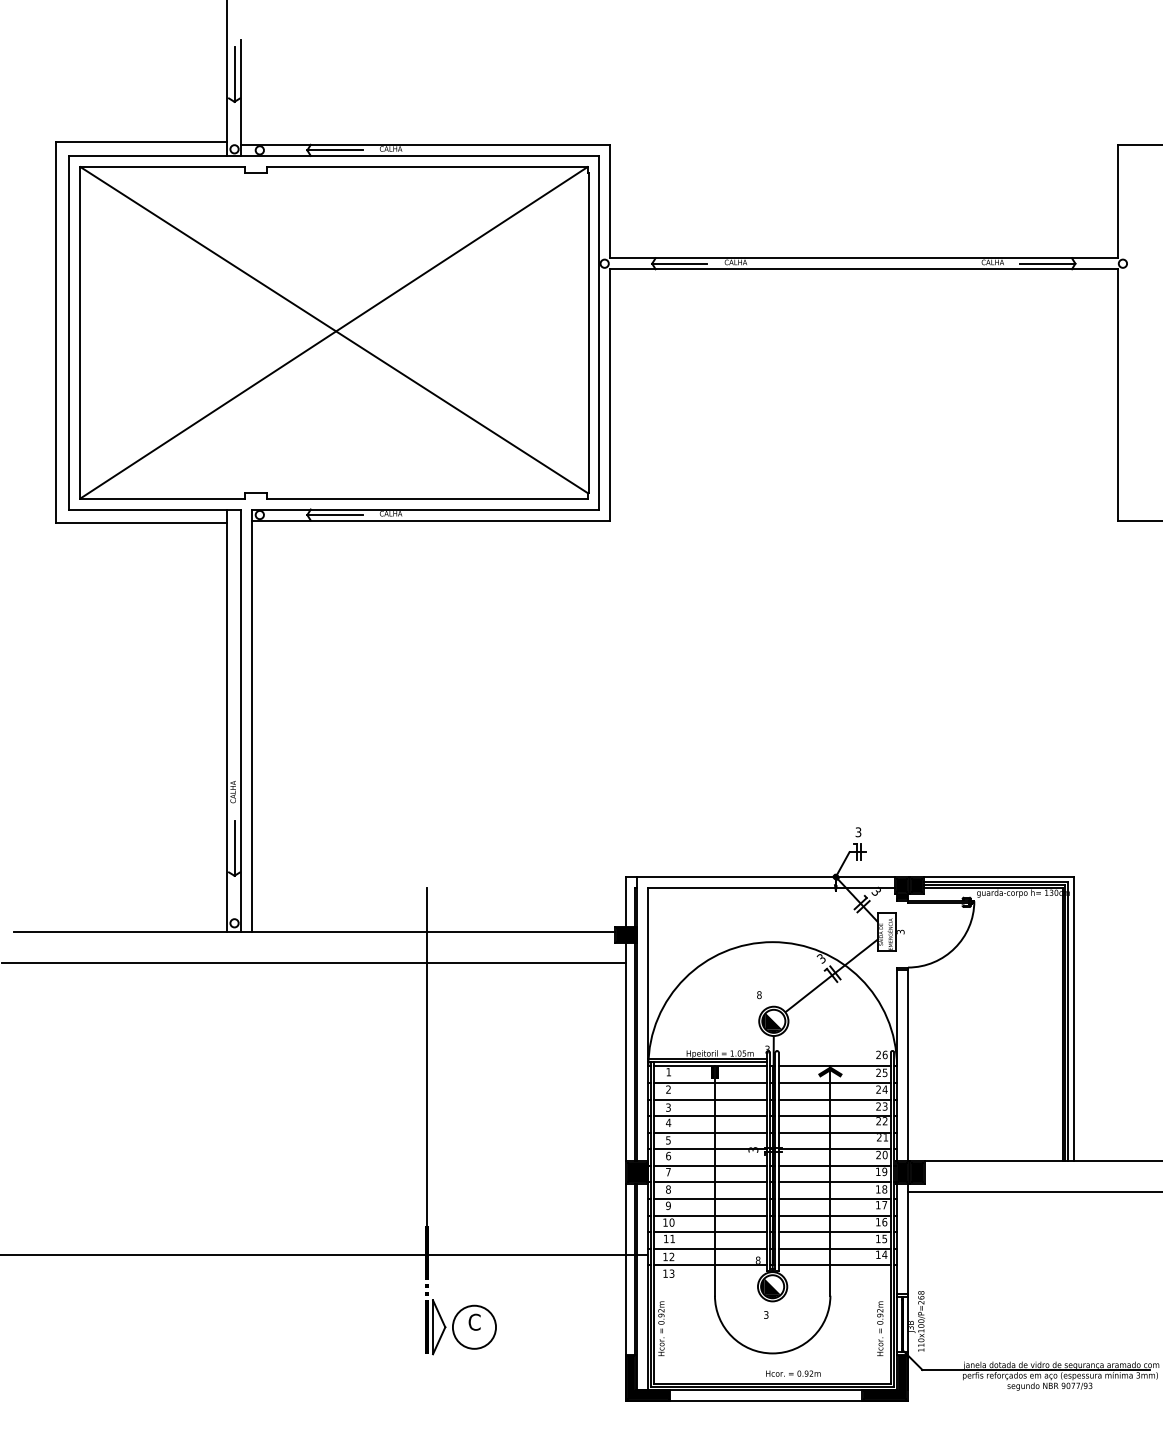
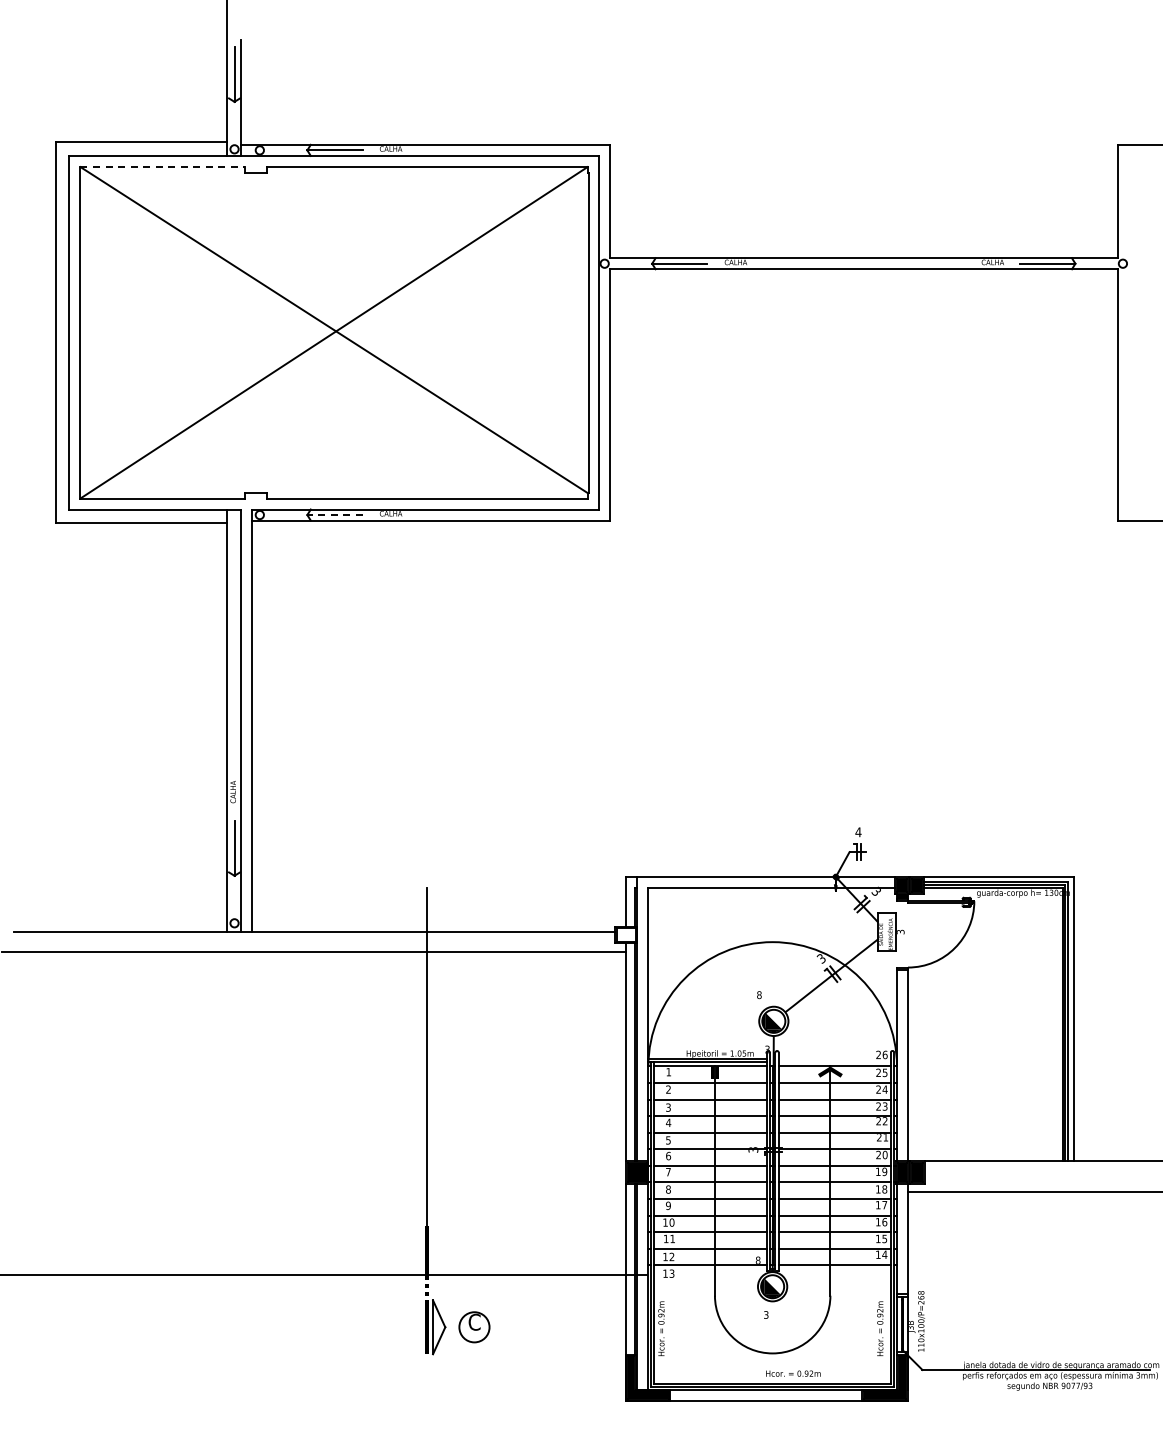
line: solid -> dashed (163, 167)
line: solid -> dashed (334, 515)
text: 3 -> 4 (858, 832)
fill: present -> none (625, 934)
line position: (314, 962) -> (314, 951) (314, 951)
line position: (324, 1255) -> (324, 1275) (324, 1275)
circle diameter: 43 px -> 30 px (474, 1327)
